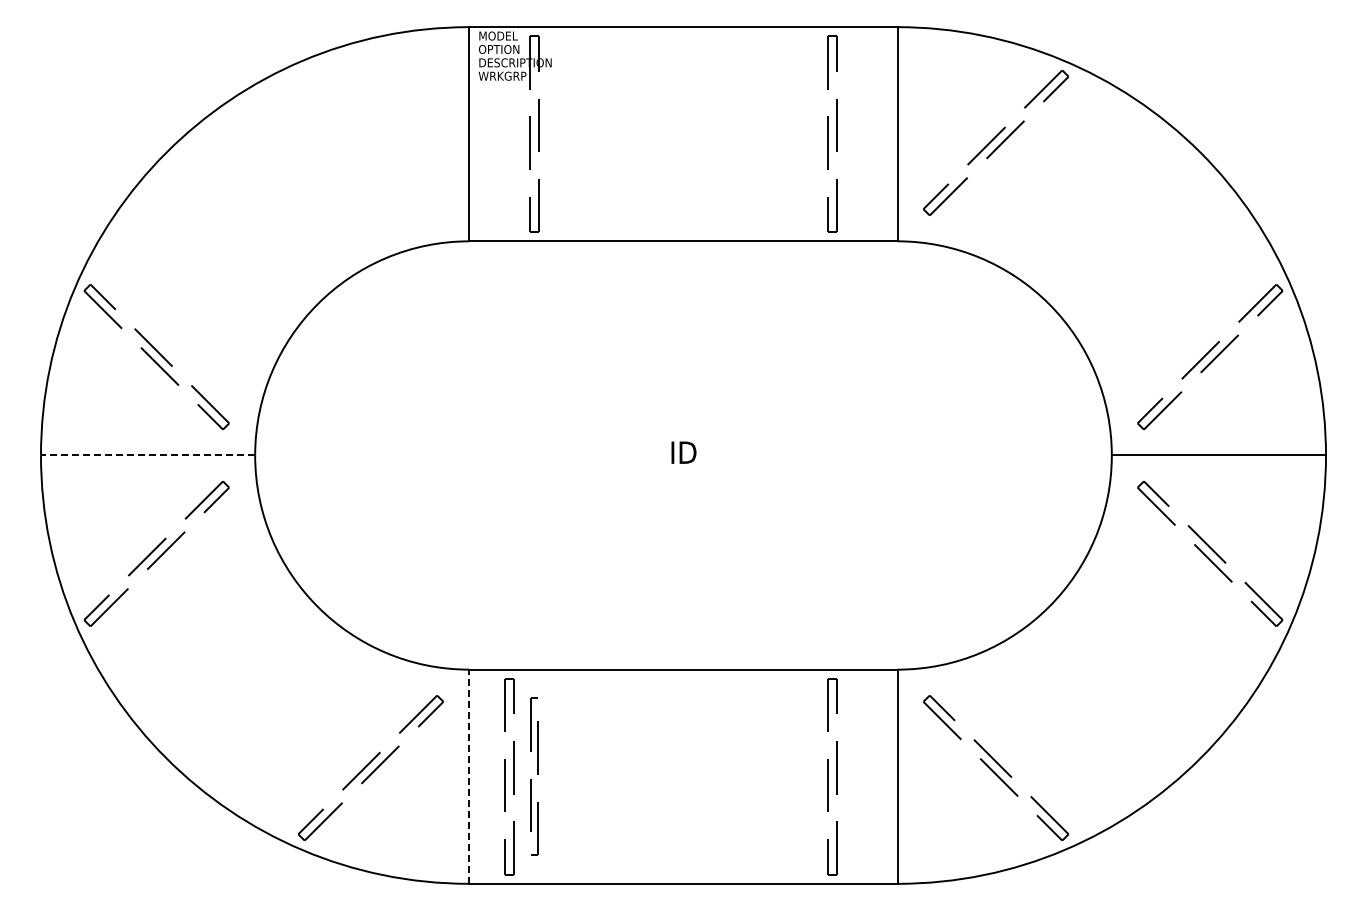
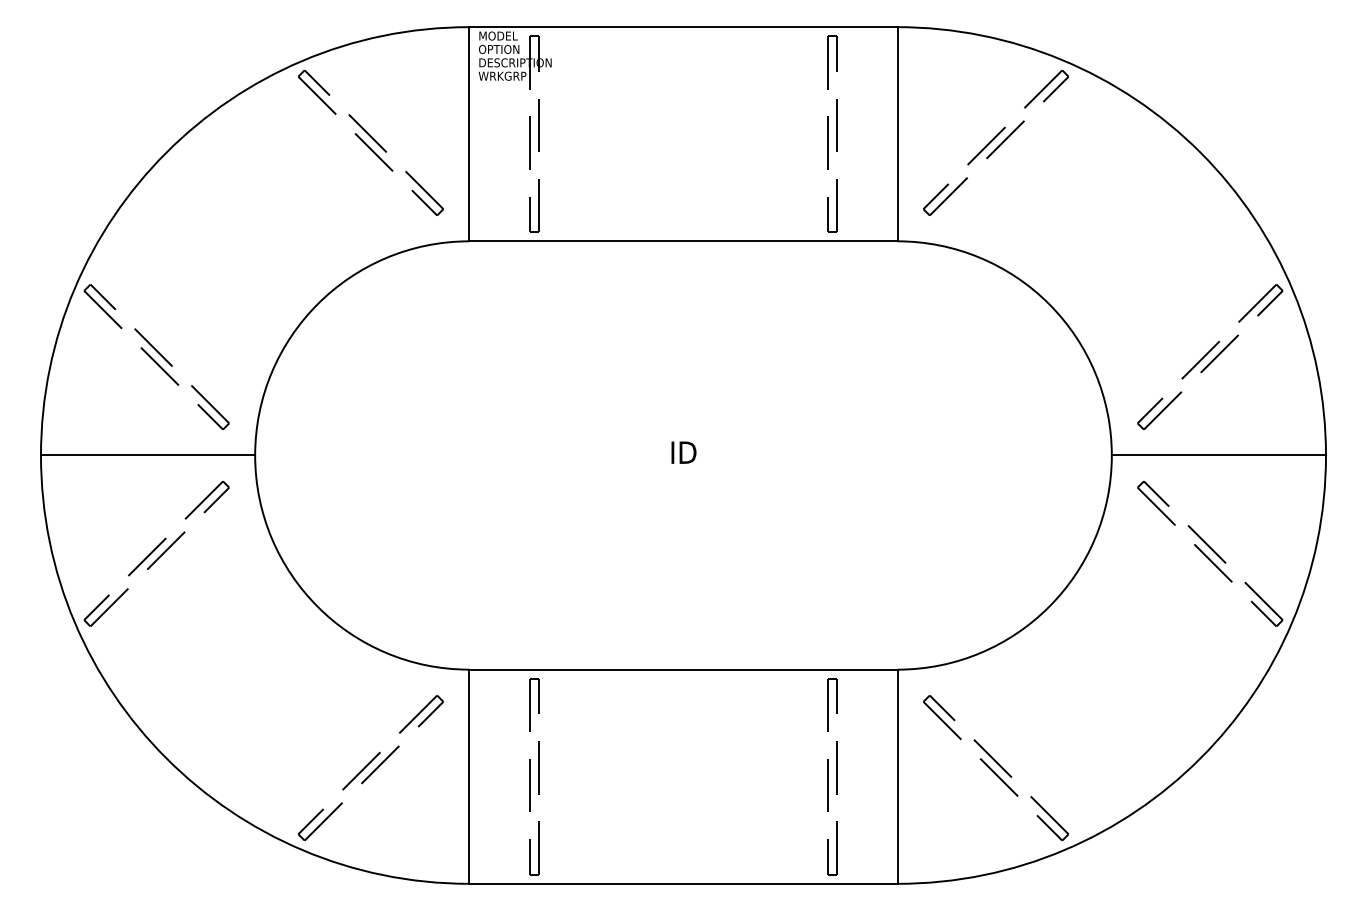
part: none -> present (370, 142)
line: dashed -> solid (147, 455)
line: dashed -> solid (469, 776)
part: present -> none (509, 776)
part size: 9x159 px -> 11x198 px (534, 776)
